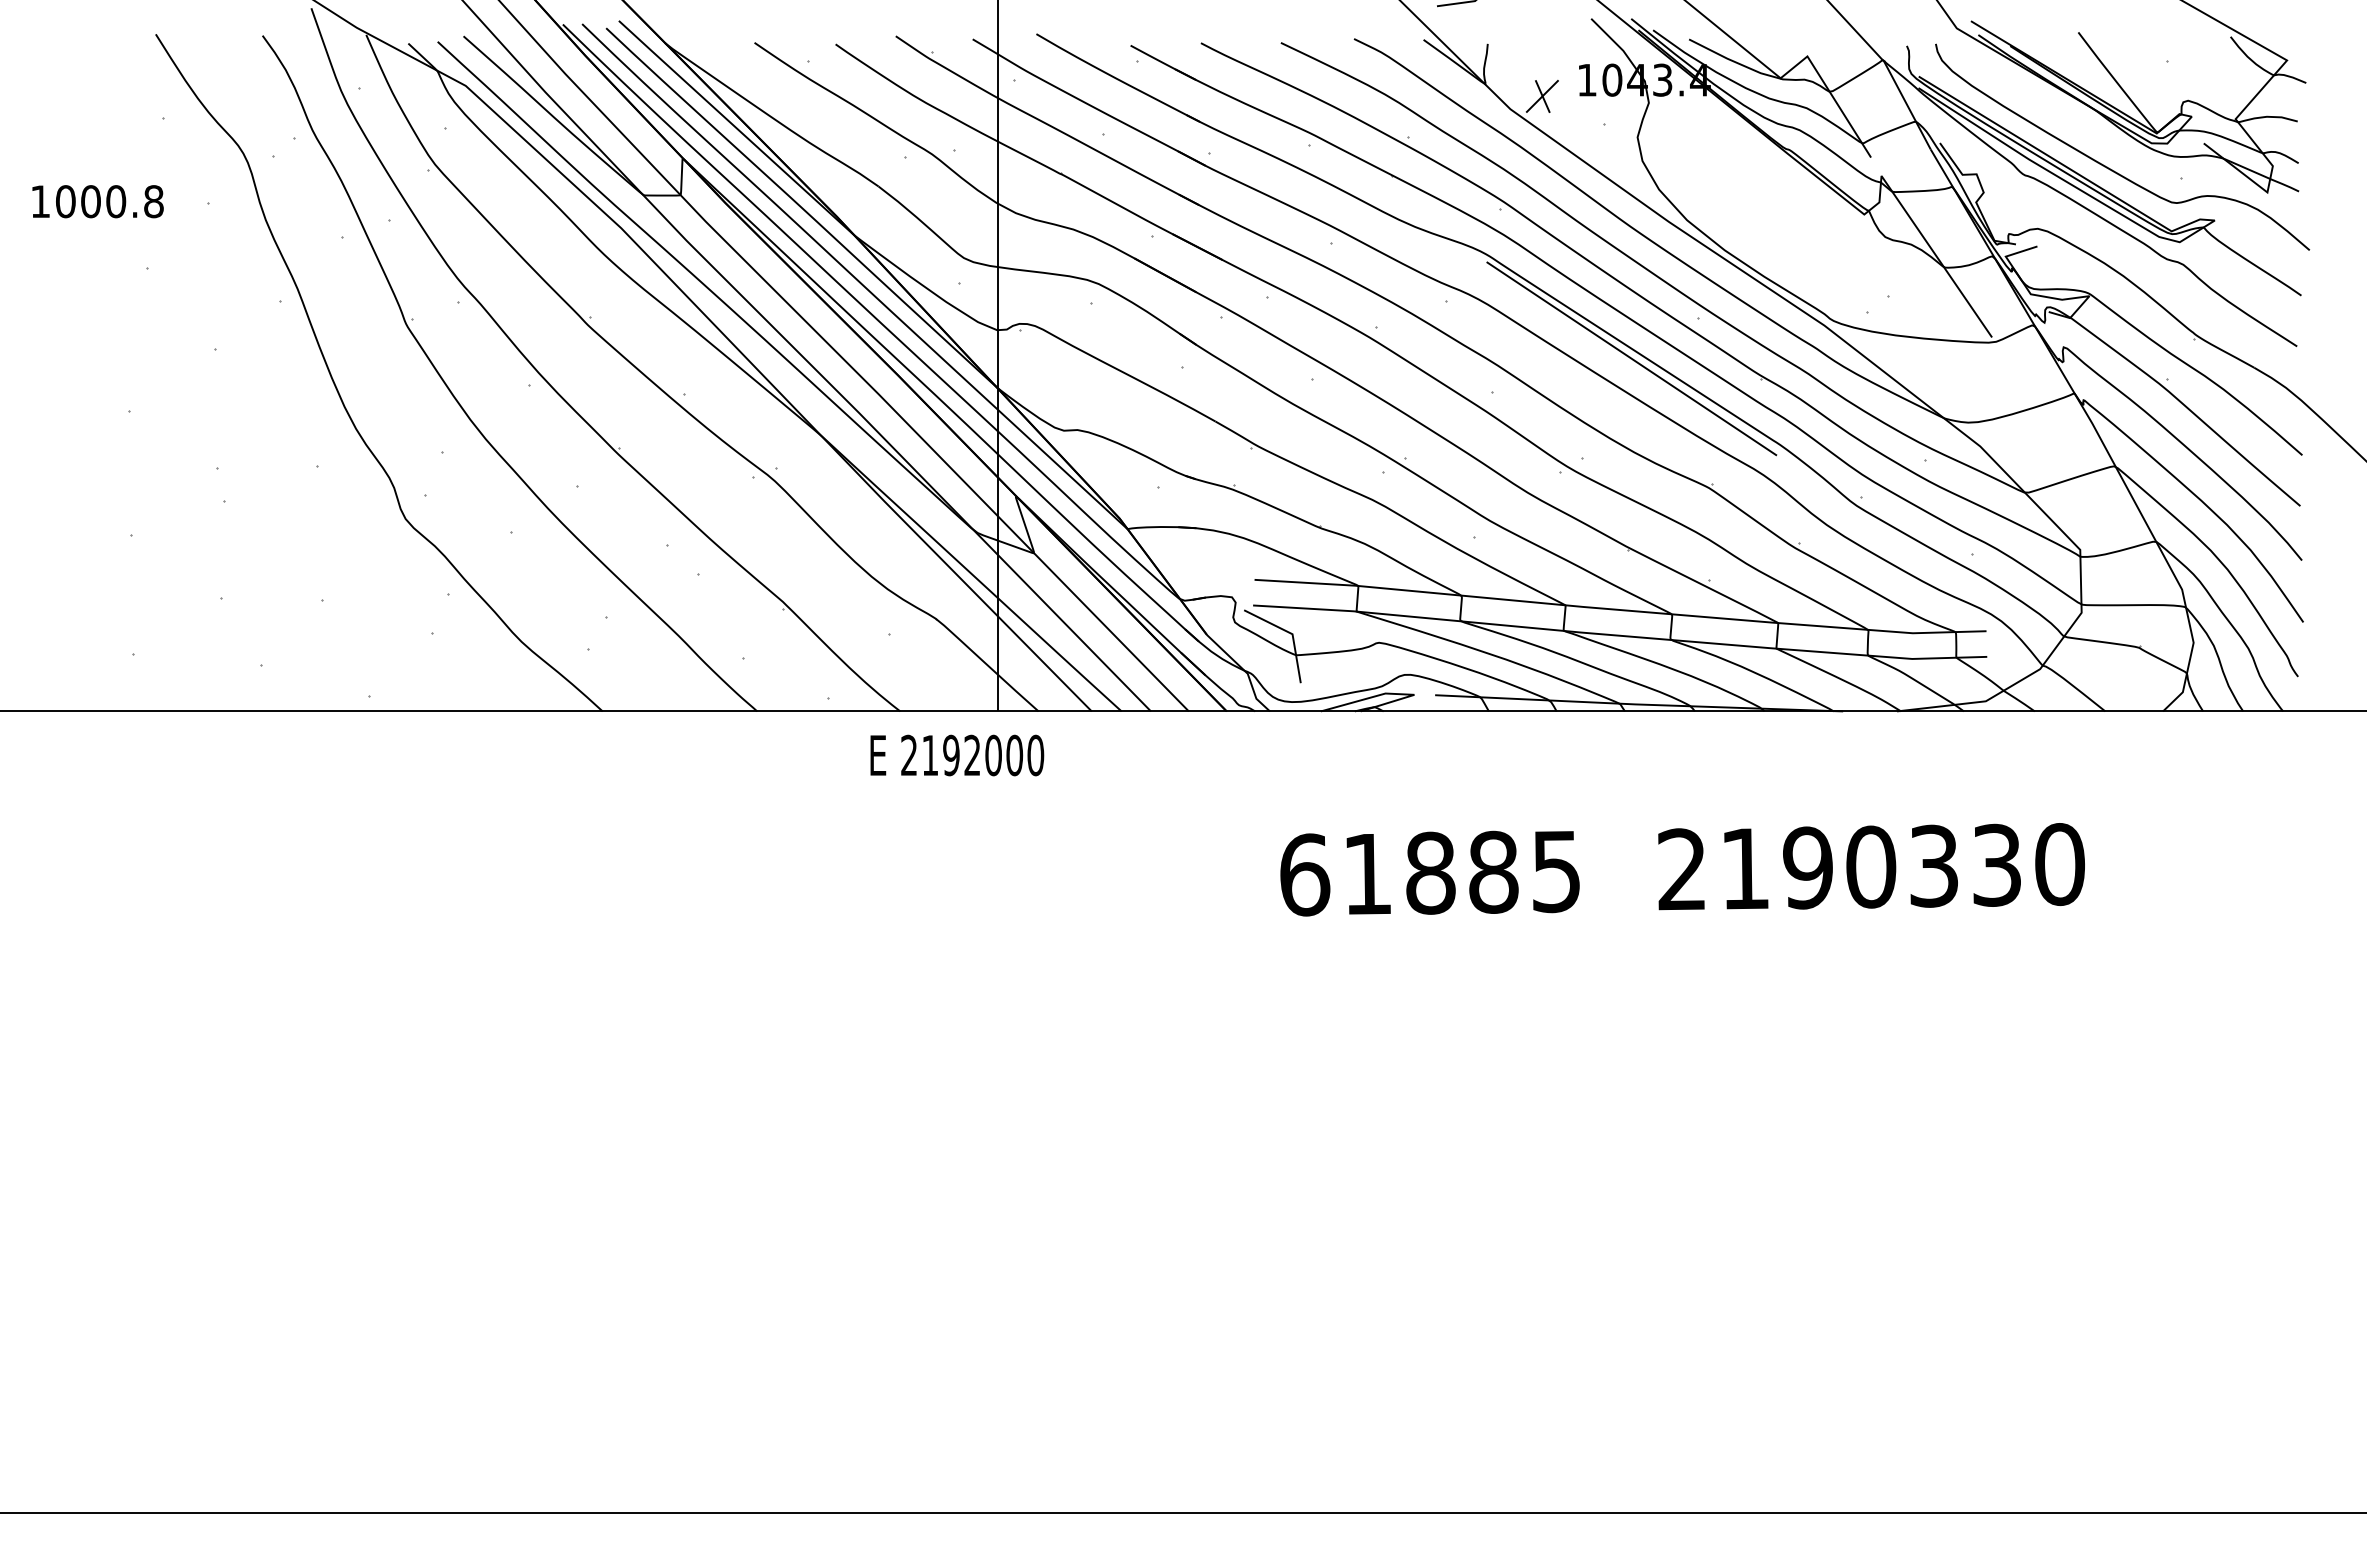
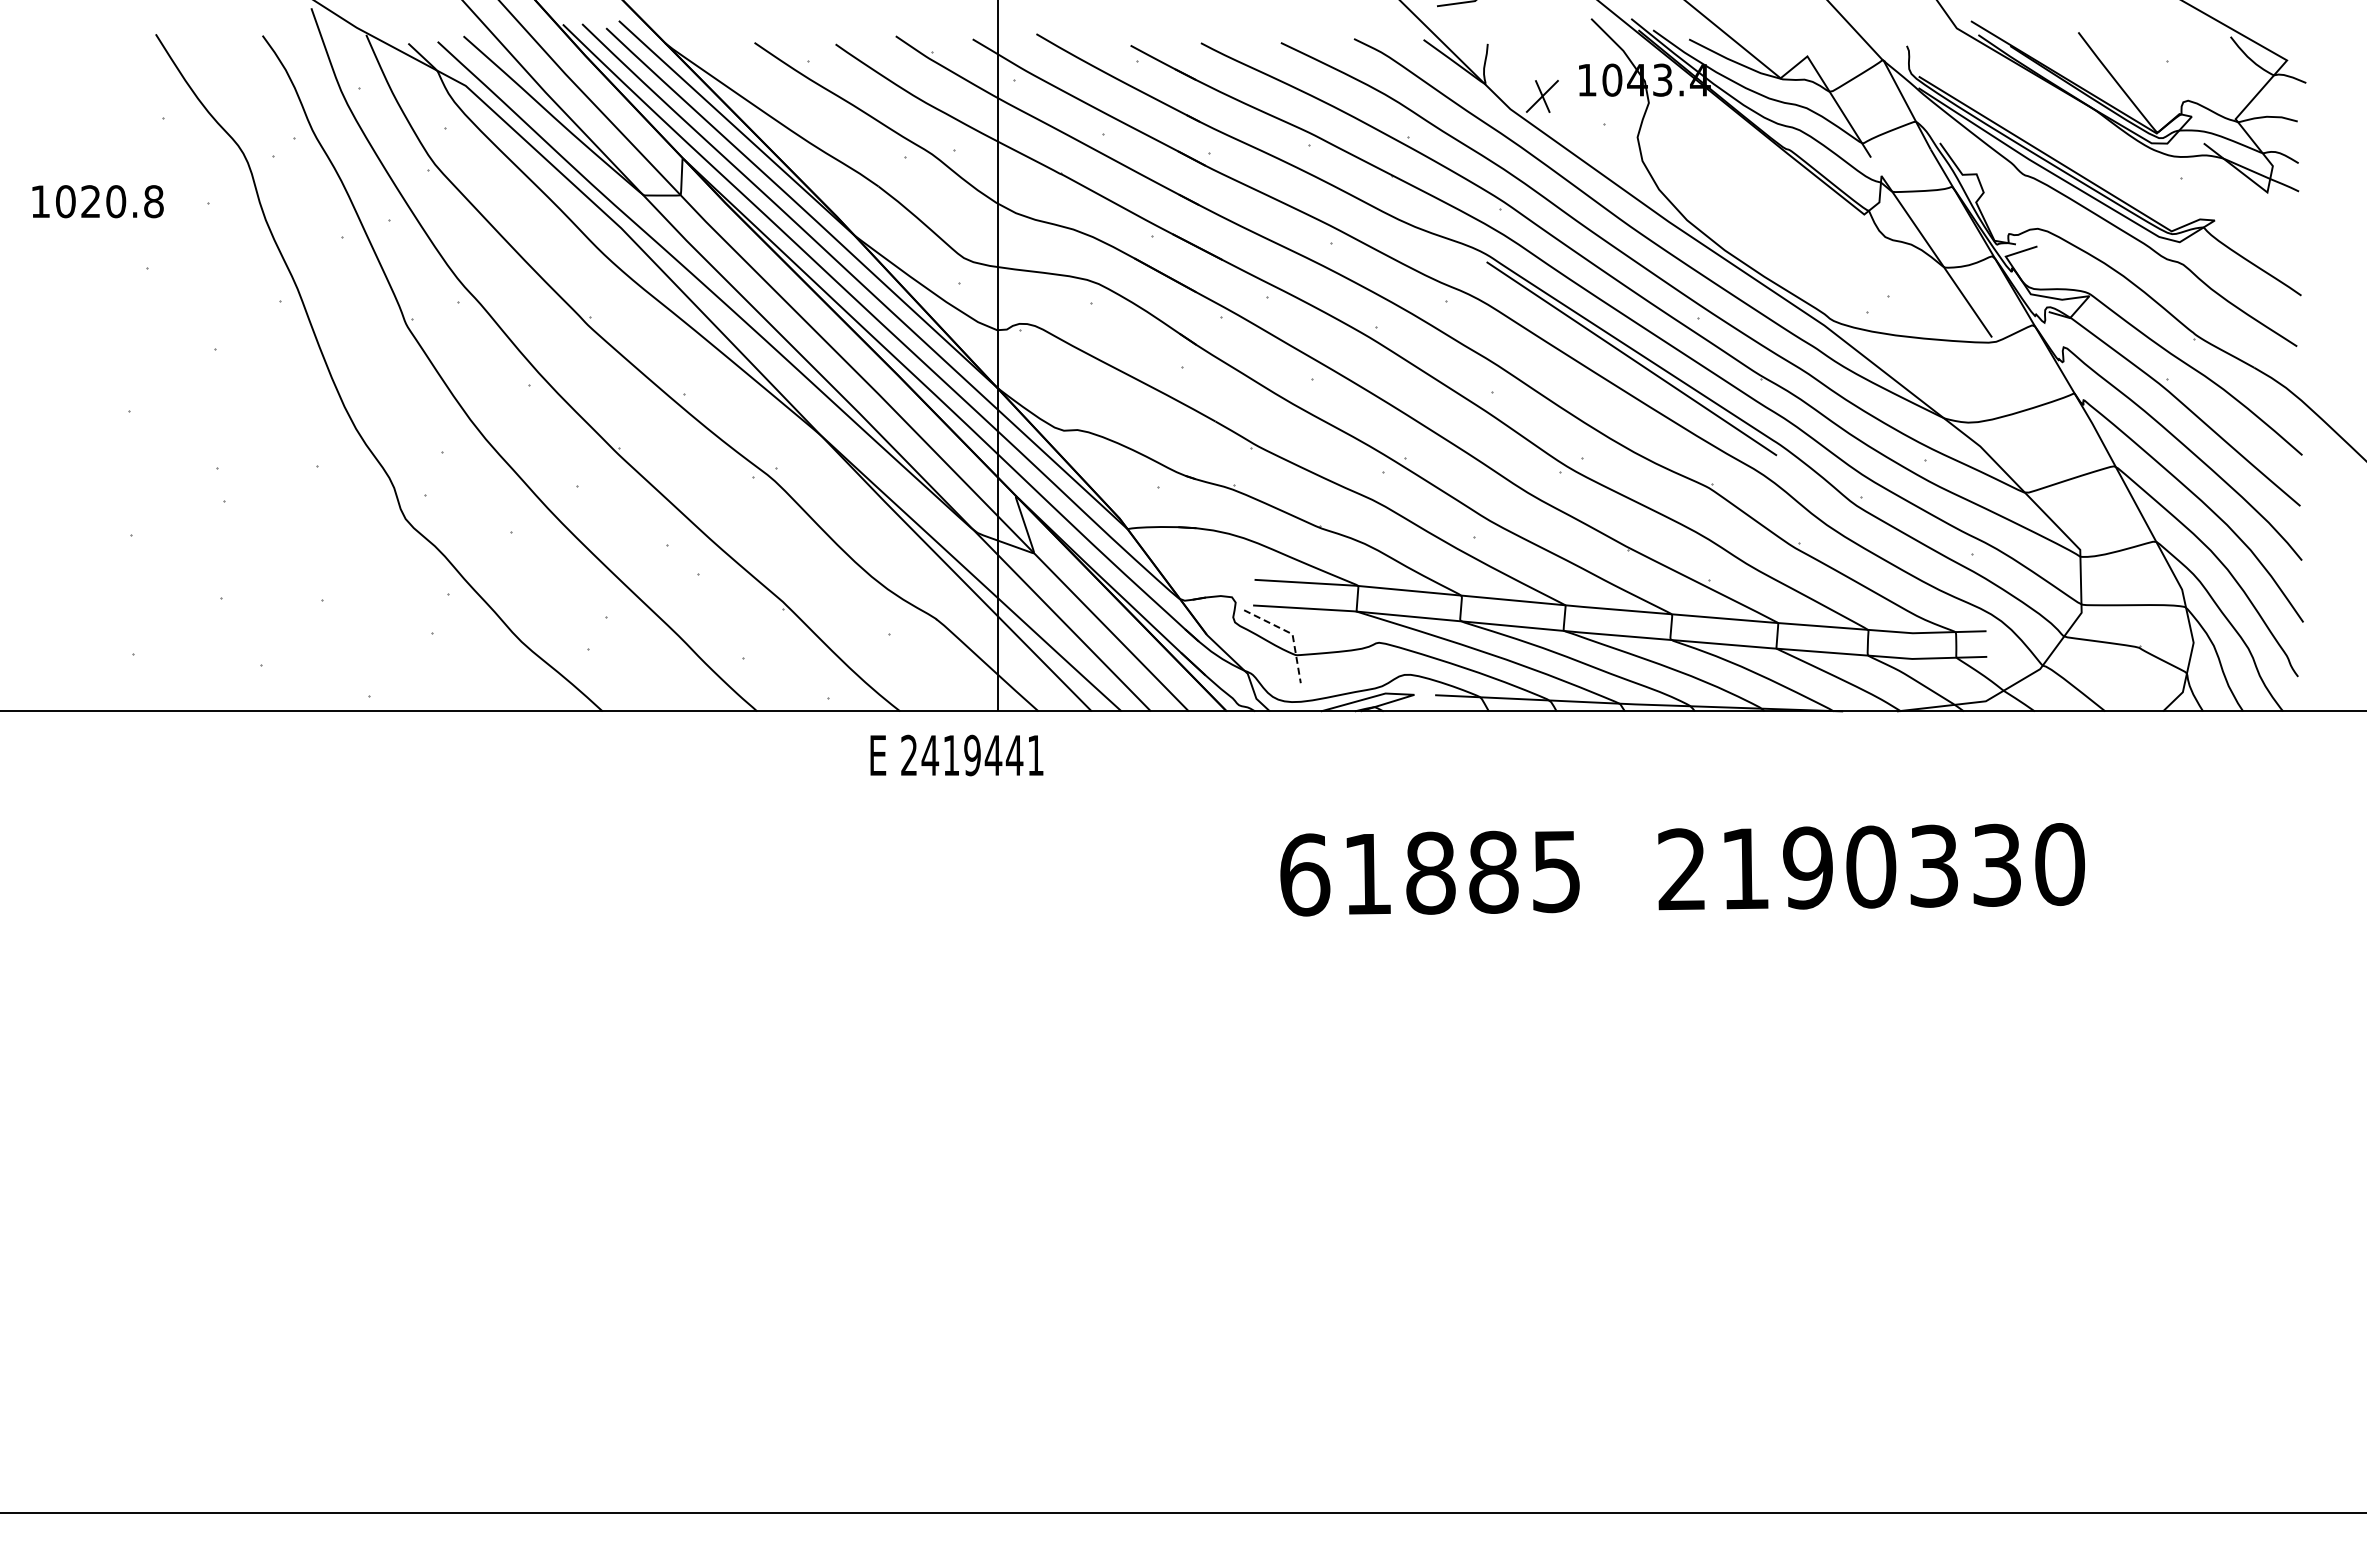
curve: present -> none (2107, 166)
text: 1000.8 -> 1020.8 (90, 201)
line: solid -> dashed (1290, 633)
text: 2192000 -> 2419441 (982, 755)
